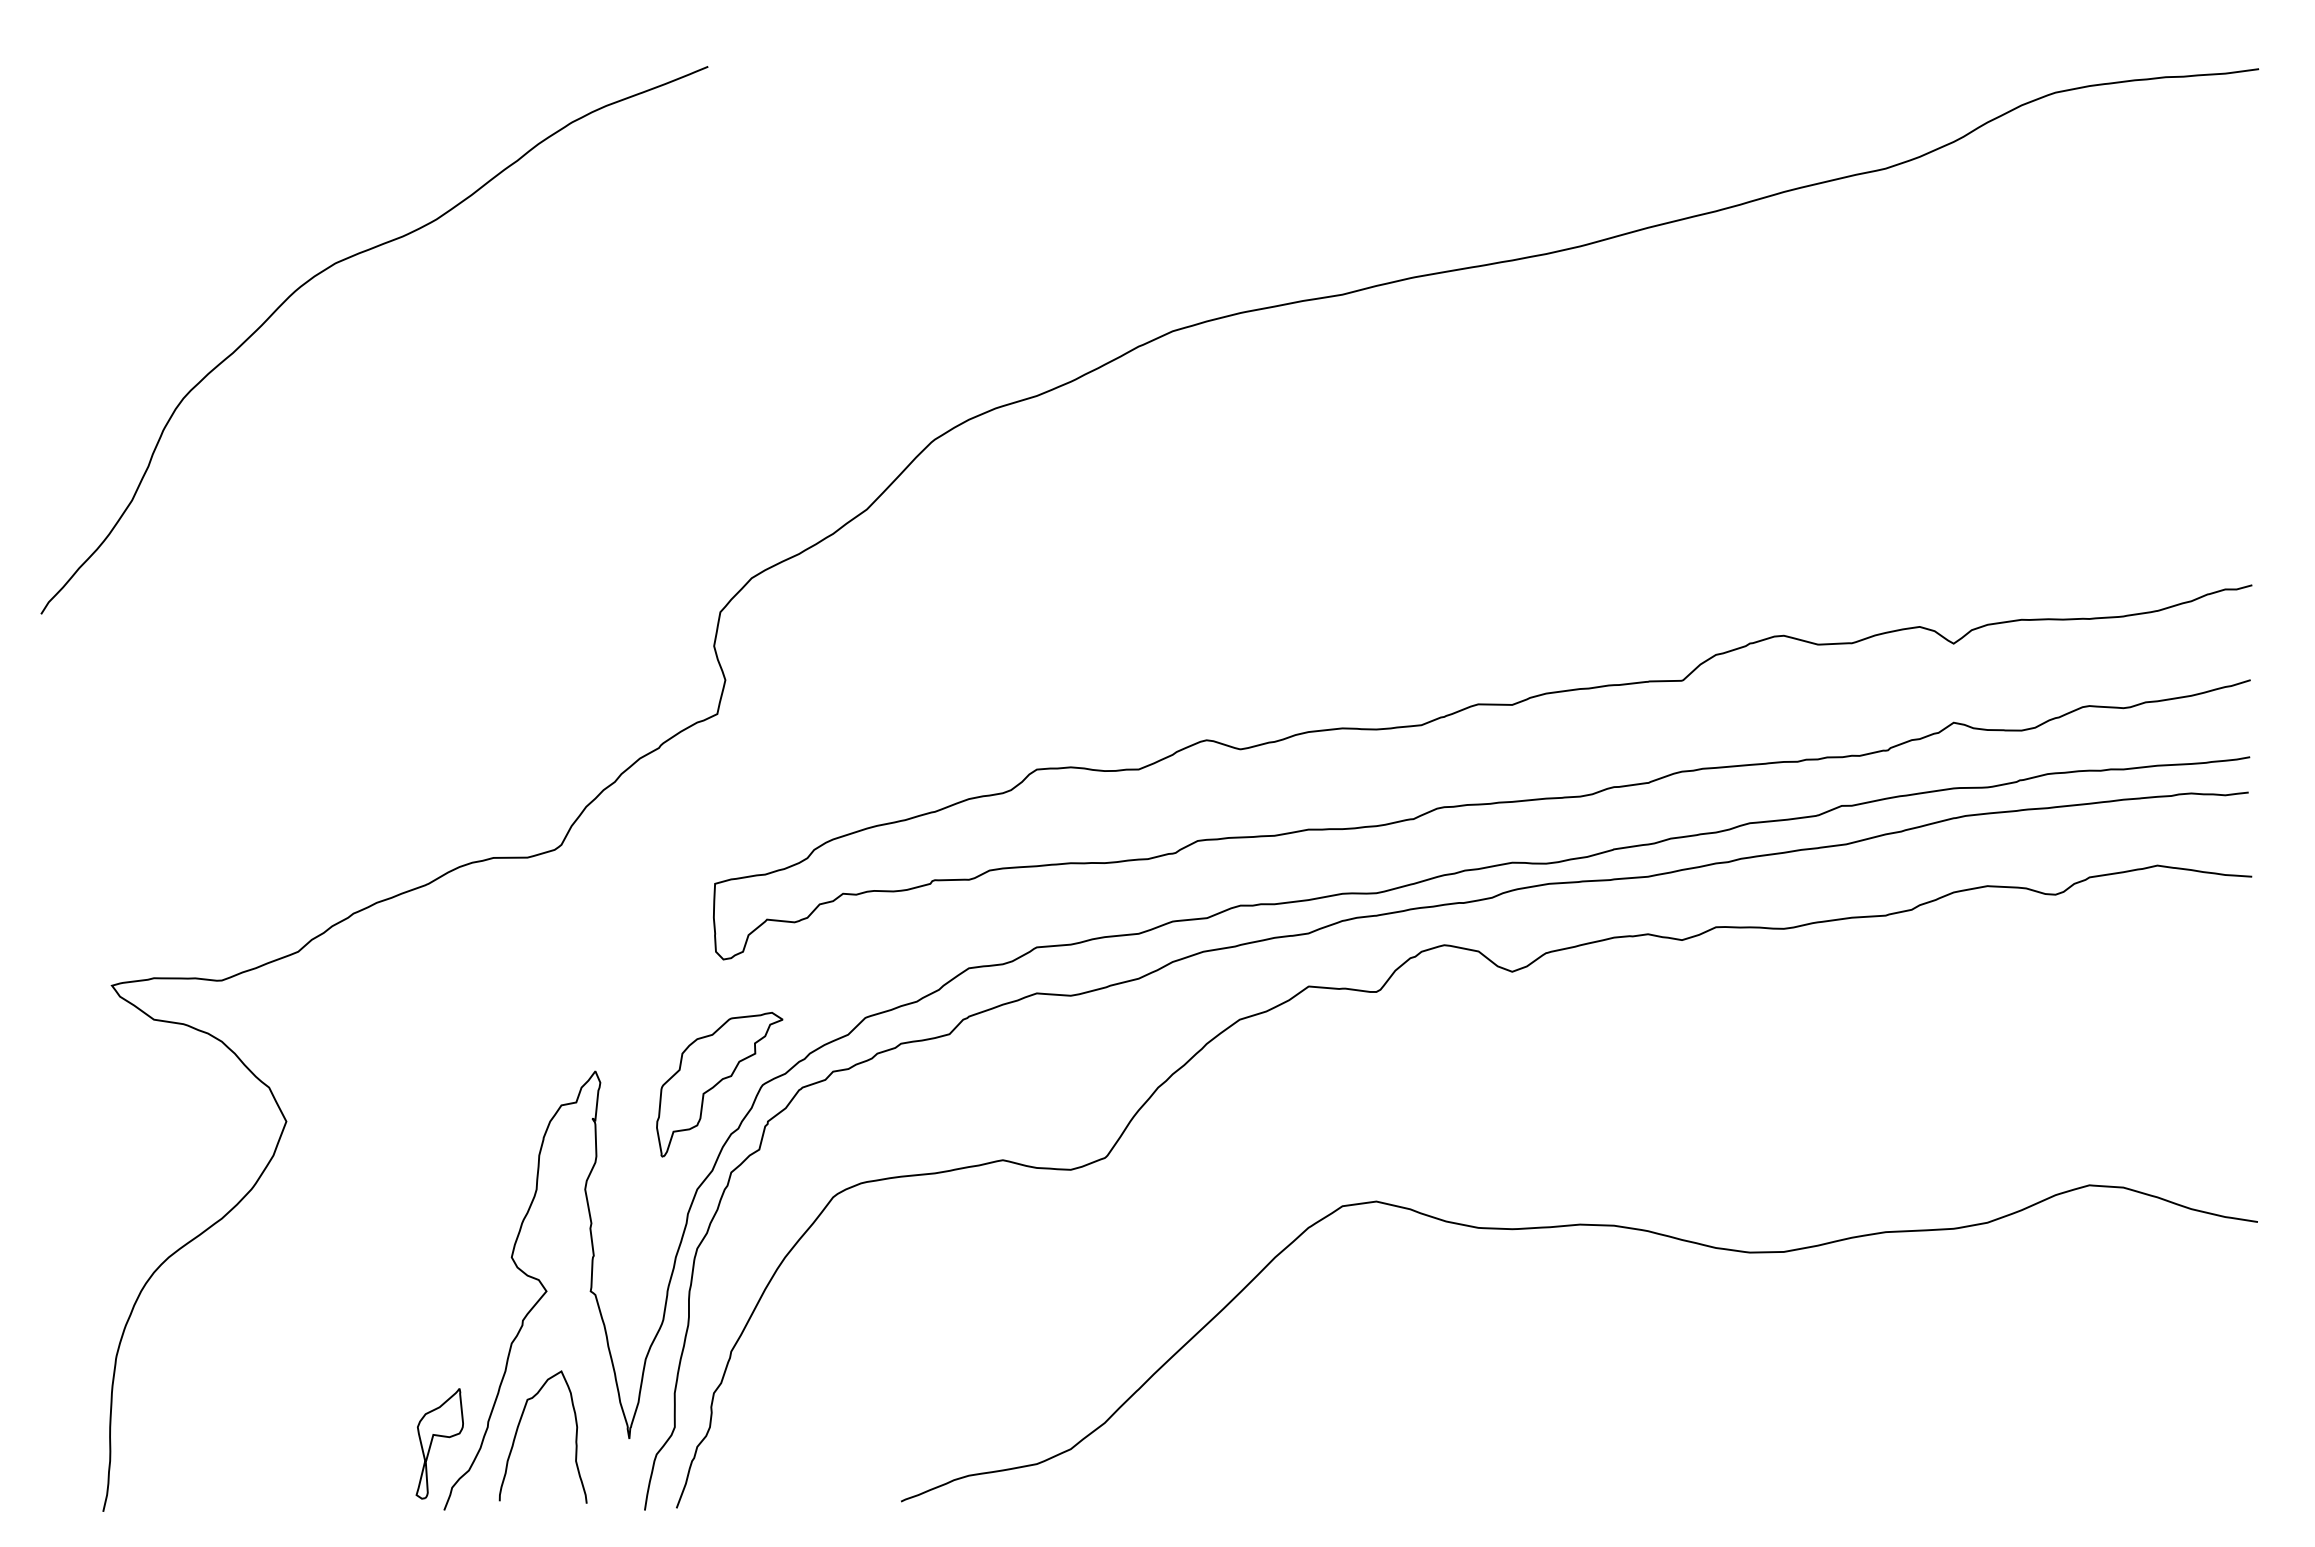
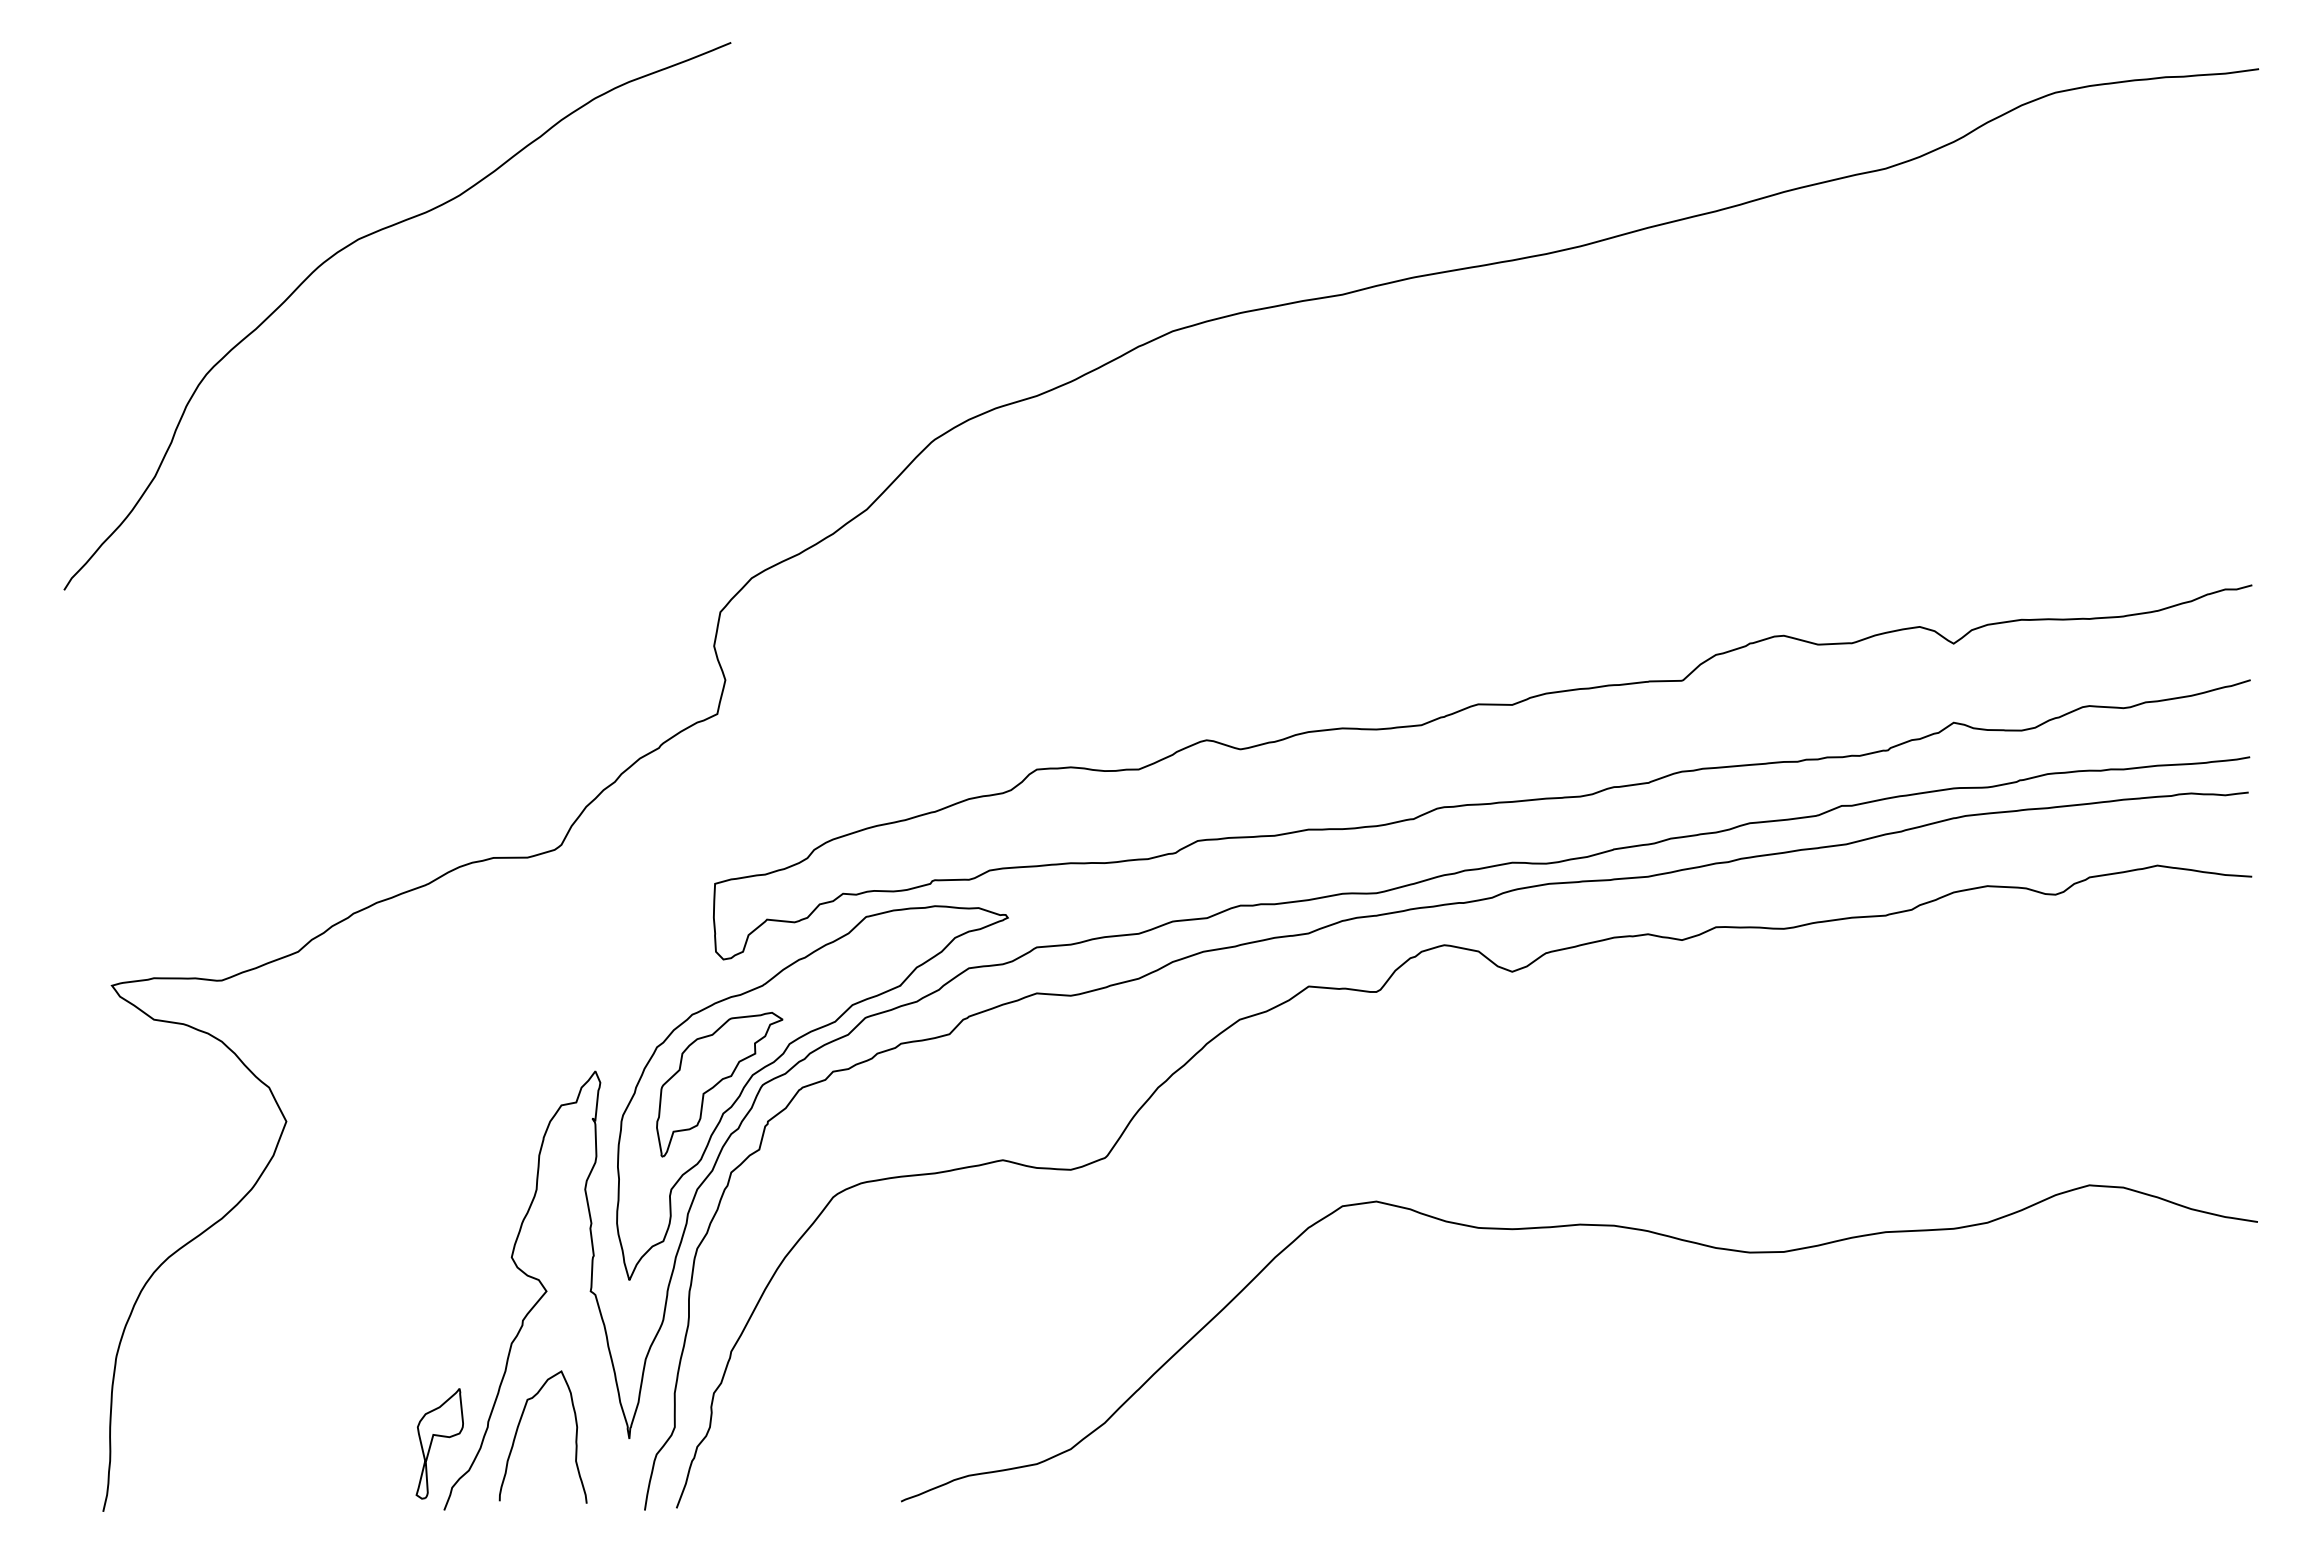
curve position: (326, 270) -> (349, 246) (349, 246)
part: none -> present (779, 1058)
